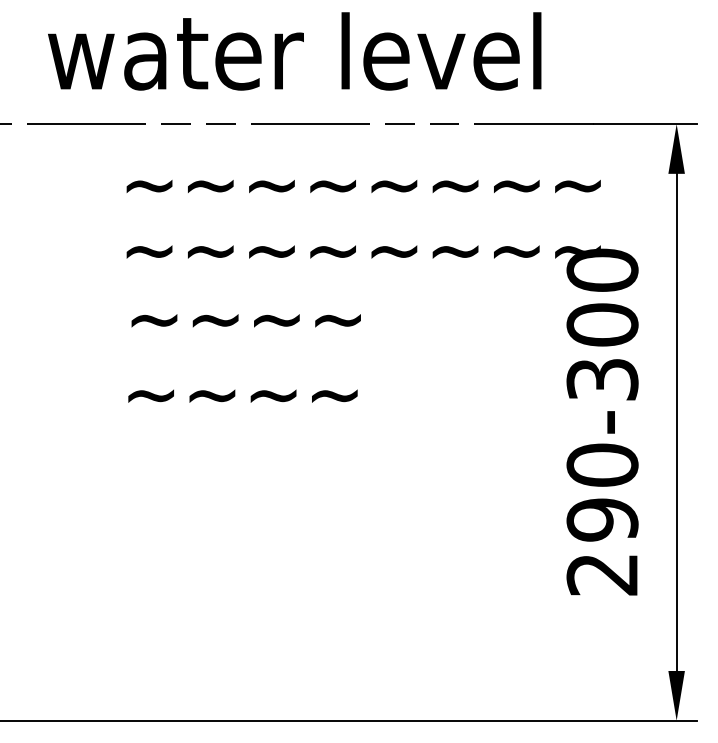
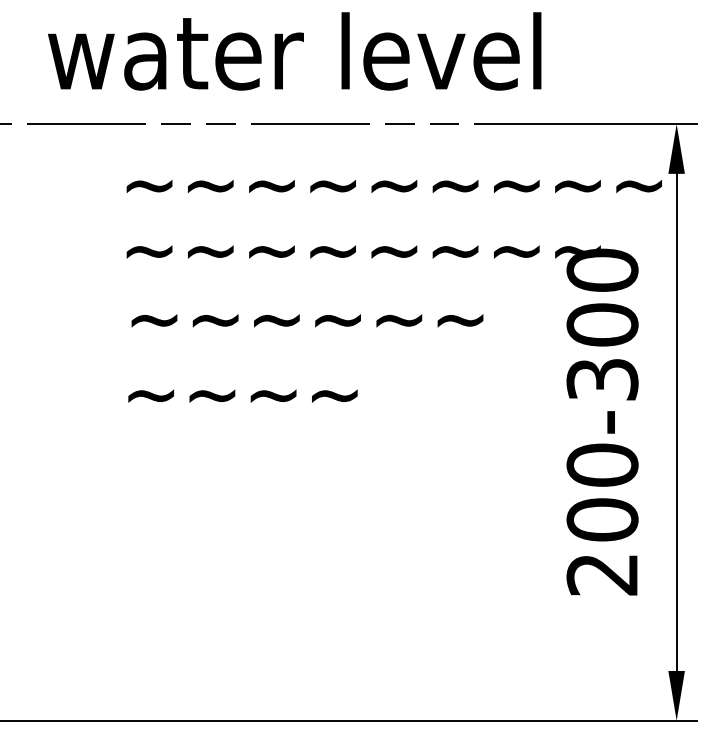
text: ~~~~~~~~ -> ~~~~~~~~~ (638, 186)
text: ~~~~ -> ~~~~~~ (429, 320)
text: 290-300 -> 200-300 (602, 519)
